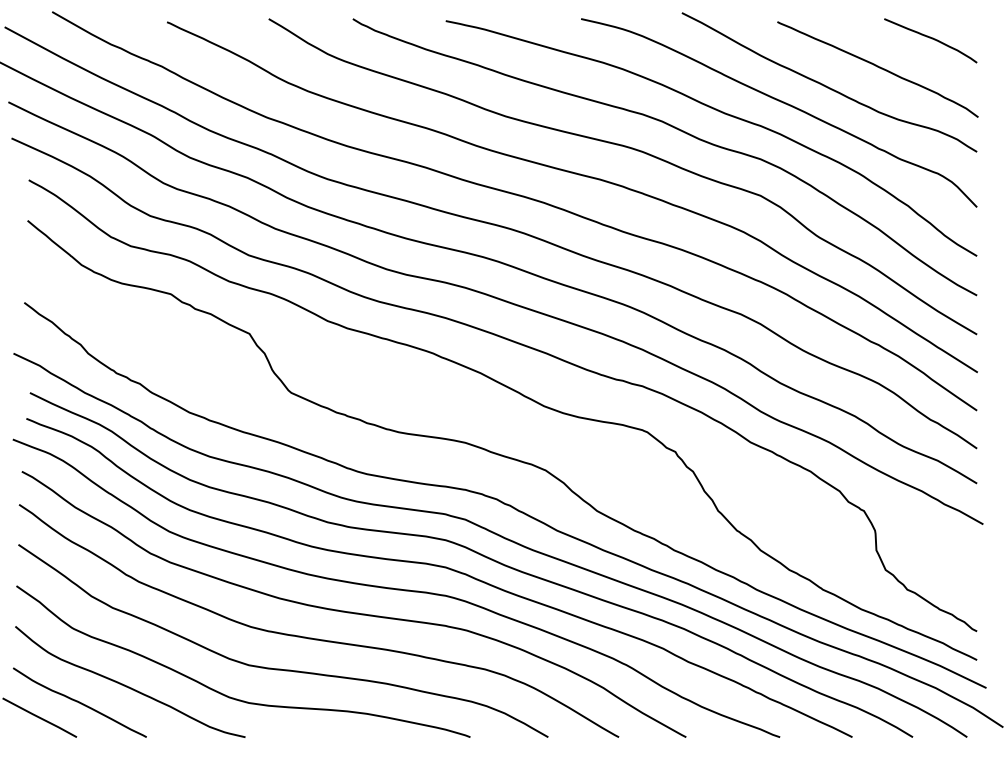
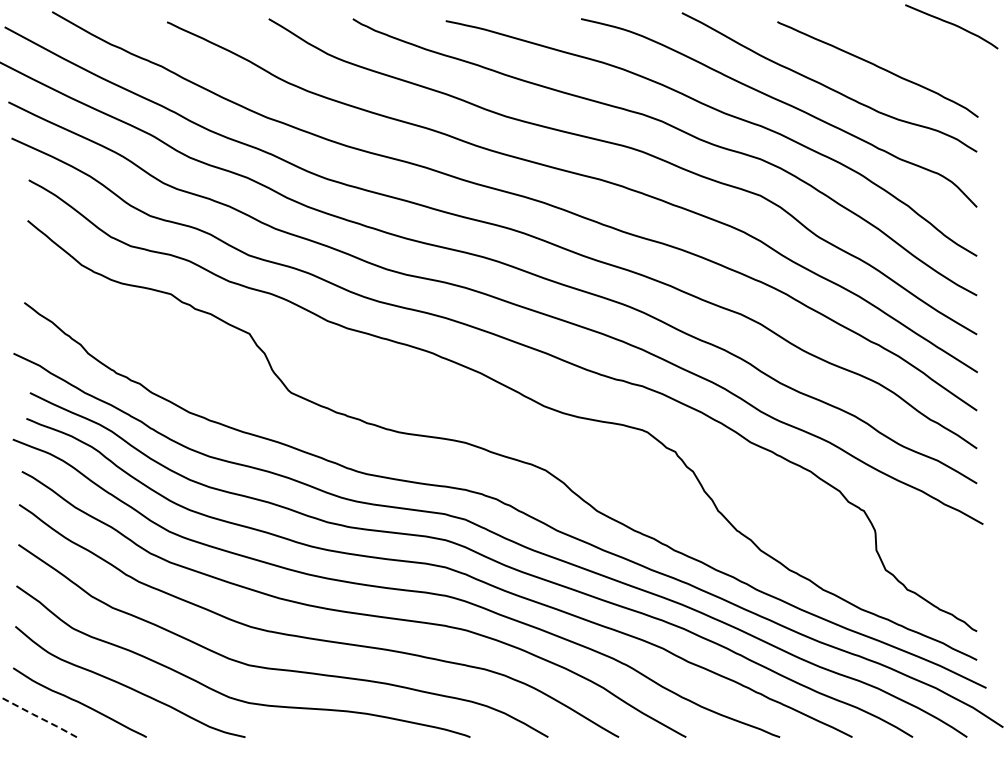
curve position: (930, 38) -> (951, 24) (951, 24)
line: solid -> dashed (39, 717)
